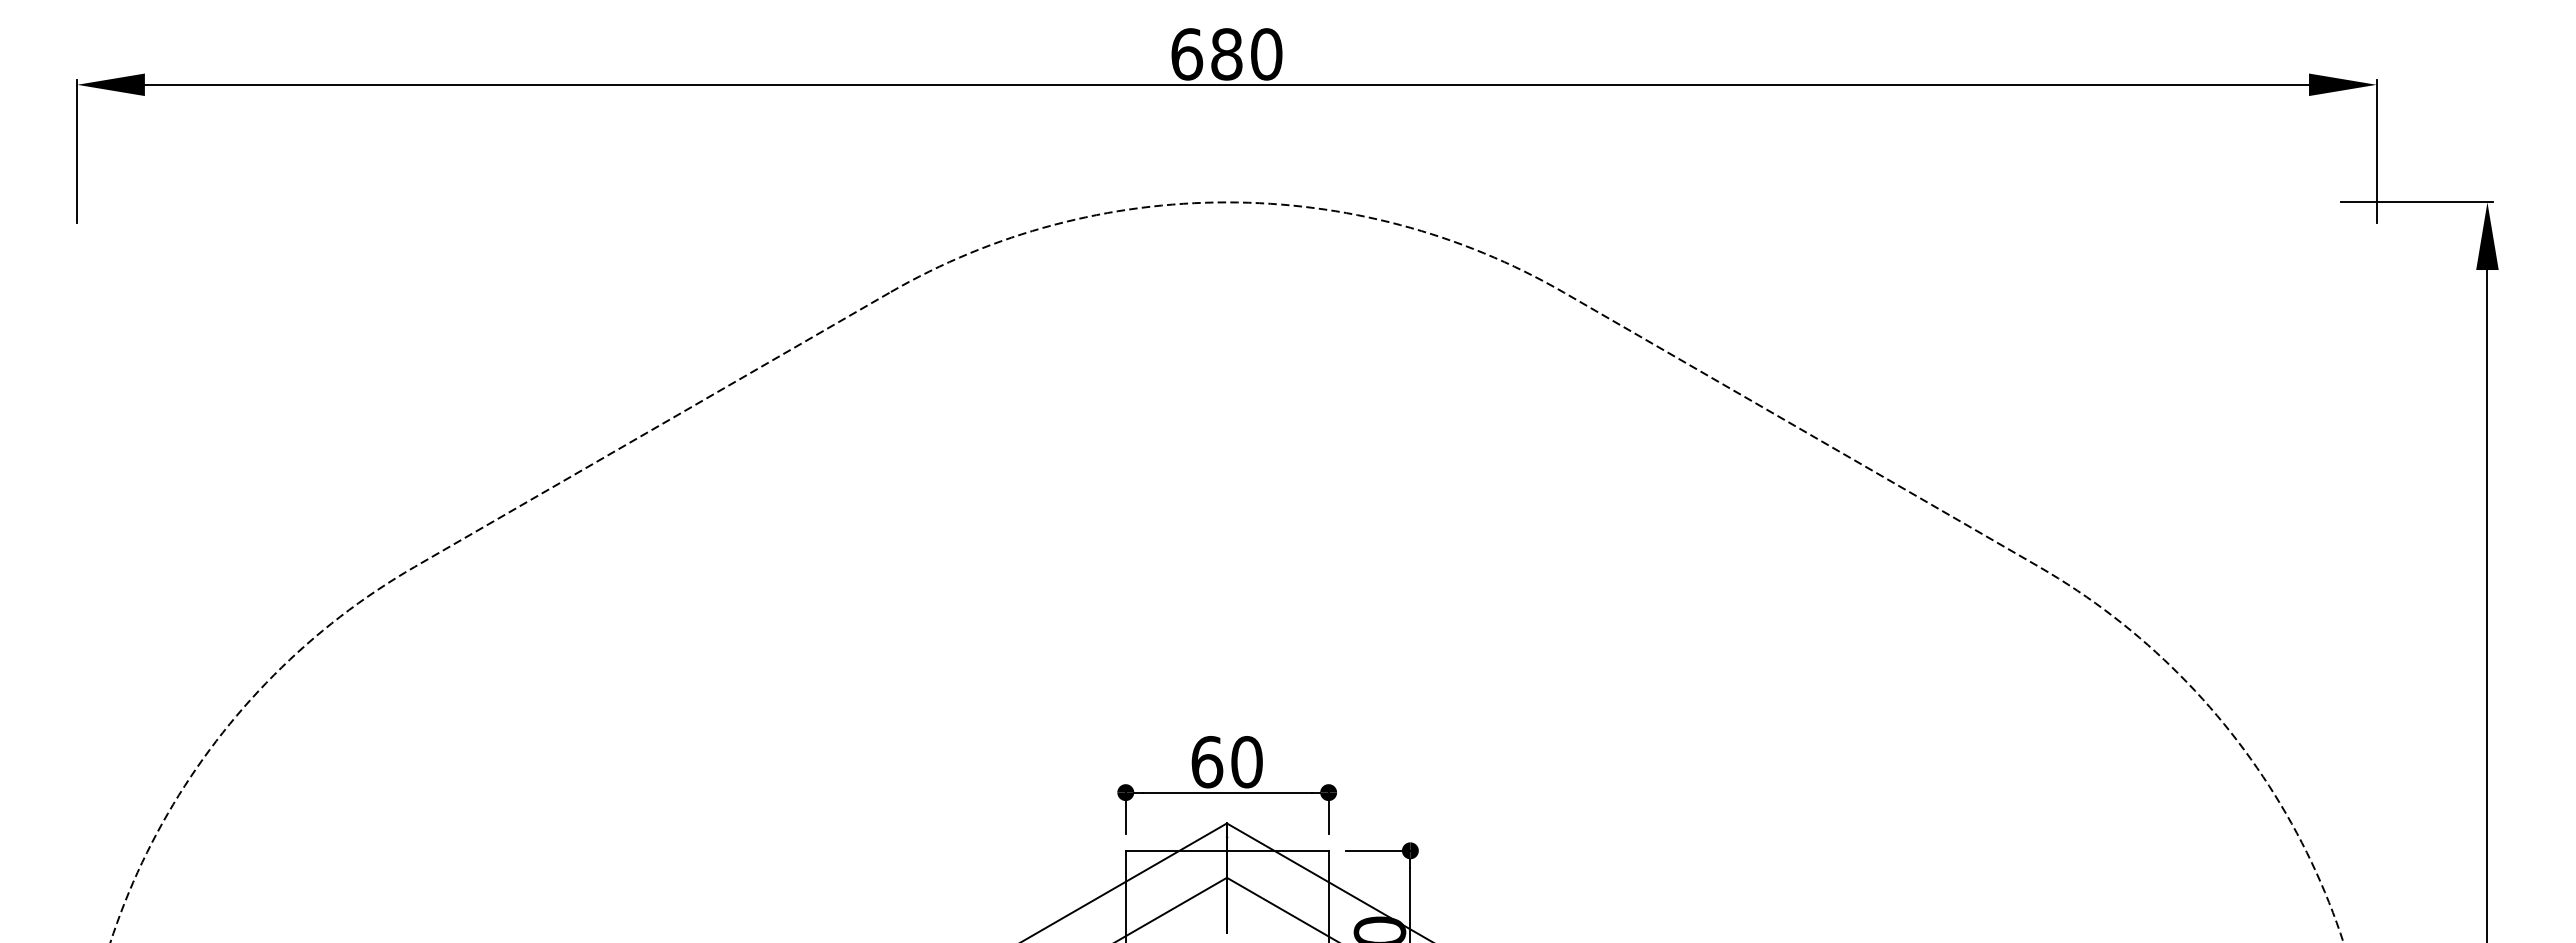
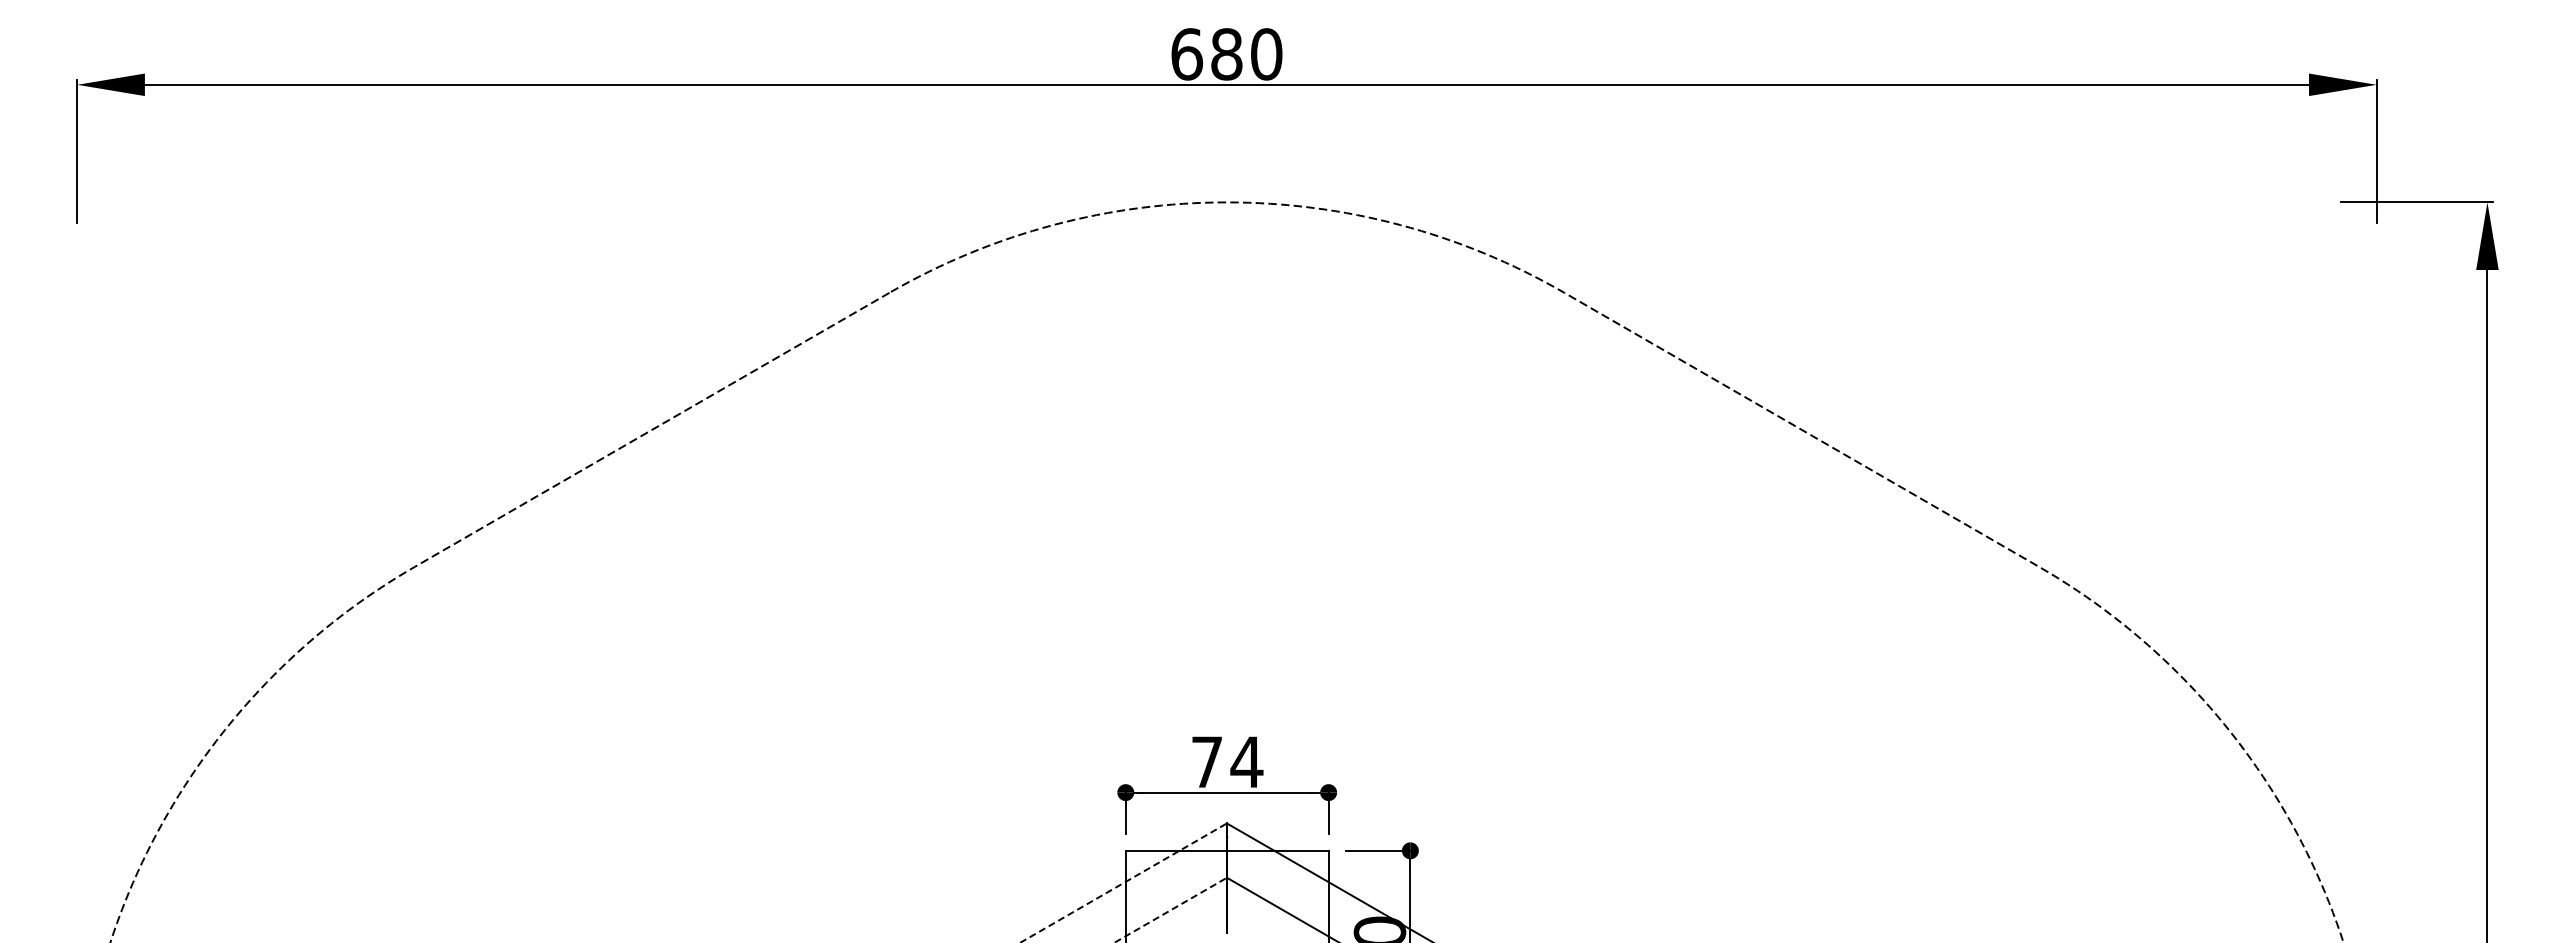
text: 60 -> 74 (1227, 762)
line: solid -> dashed (1123, 882)
line: solid -> dashed (1170, 910)
